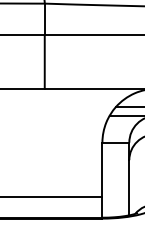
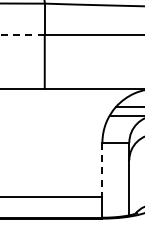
line: solid -> dashed (22, 35)
line: solid -> dashed (102, 169)
